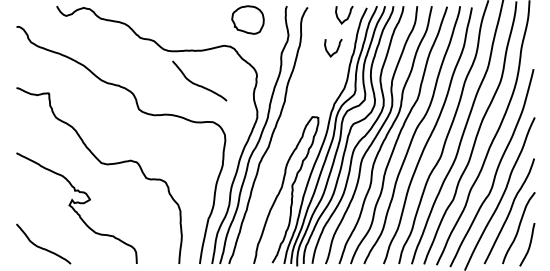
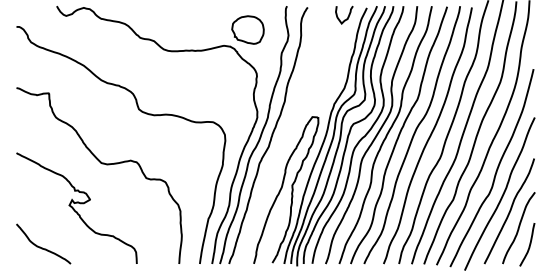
part position: (247, 19) -> (247, 29) (247, 29)
curve: present -> none (336, 49)
curve: present -> none (198, 84)
